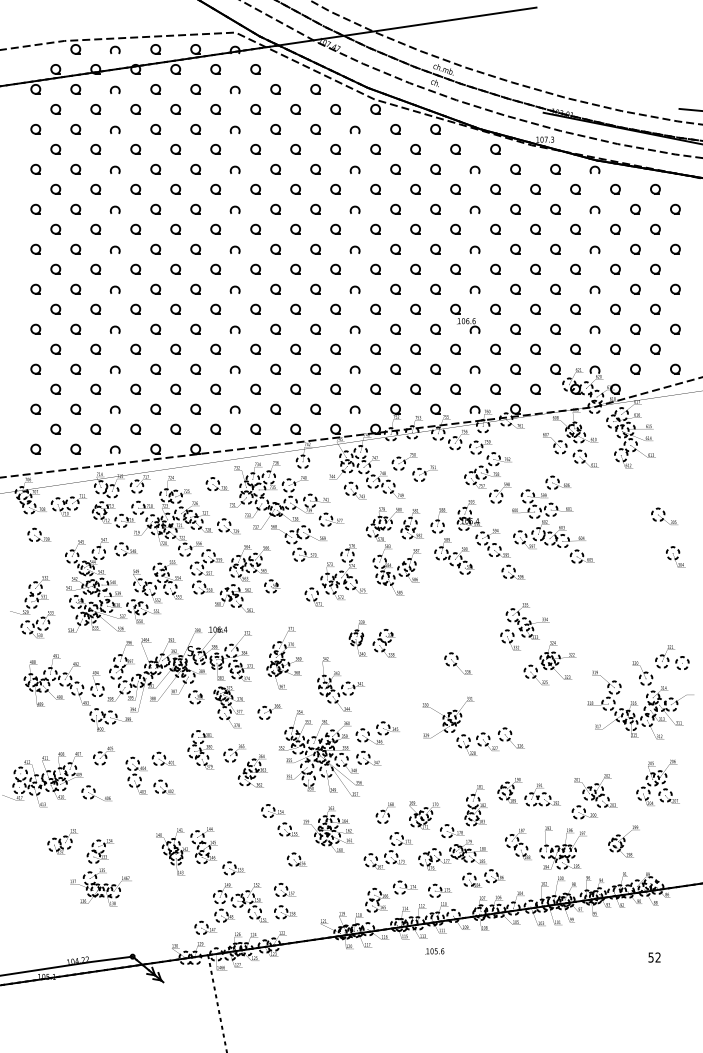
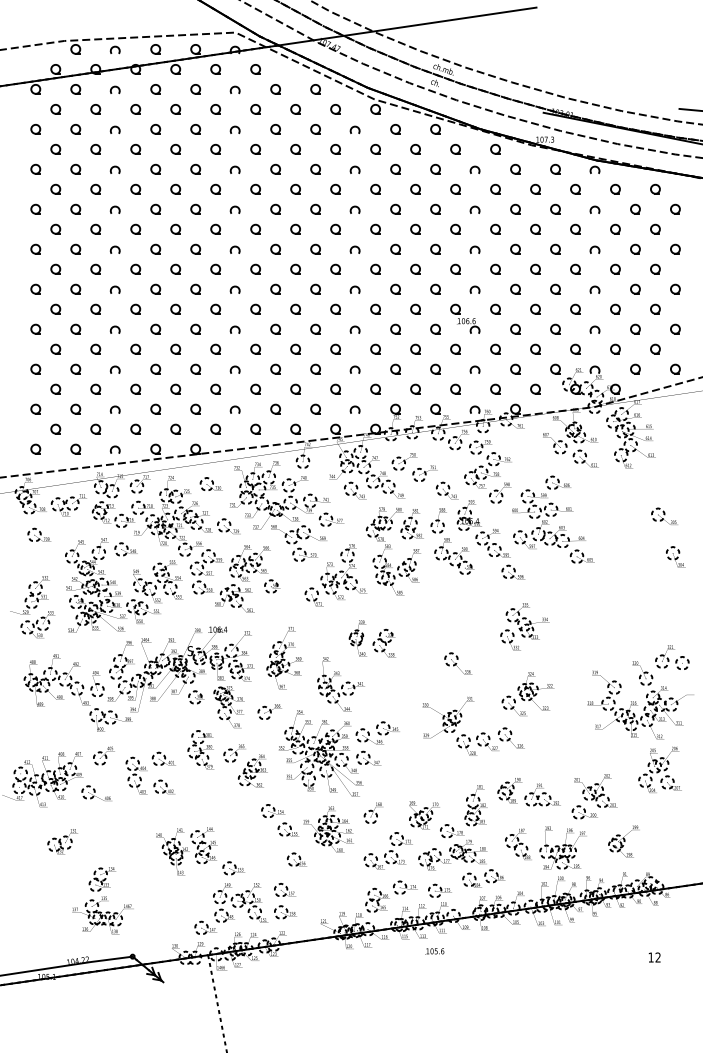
part position: (216, 483) -> (210, 483) (210, 483)
part: none -> present (447, 490)
part position: (549, 663) -> (527, 694) (527, 694)
part position: (657, 782) -> (659, 769) (659, 769)
part position: (384, 812) -> (372, 812) (372, 812)
part position: (100, 872) -> (102, 900) (102, 900)
text: 52 -> 12 (650, 957)
